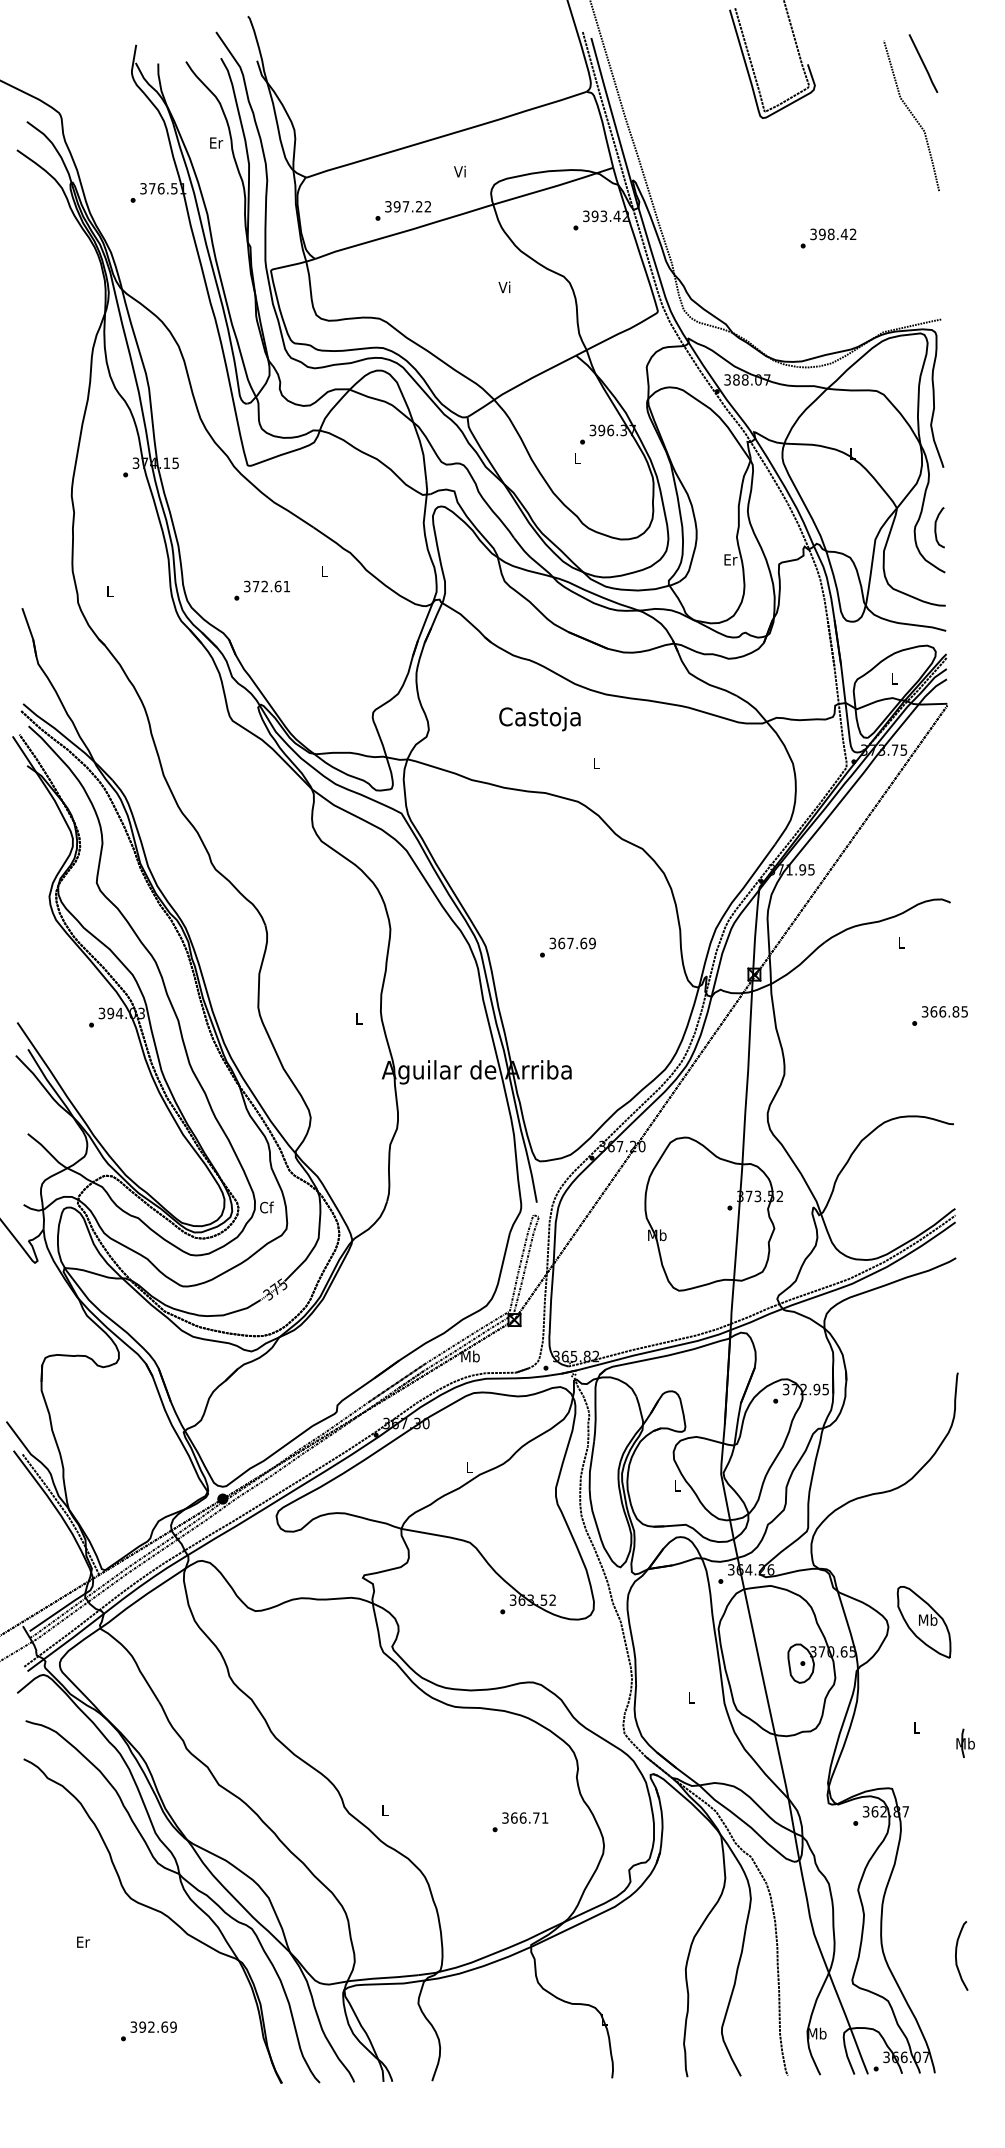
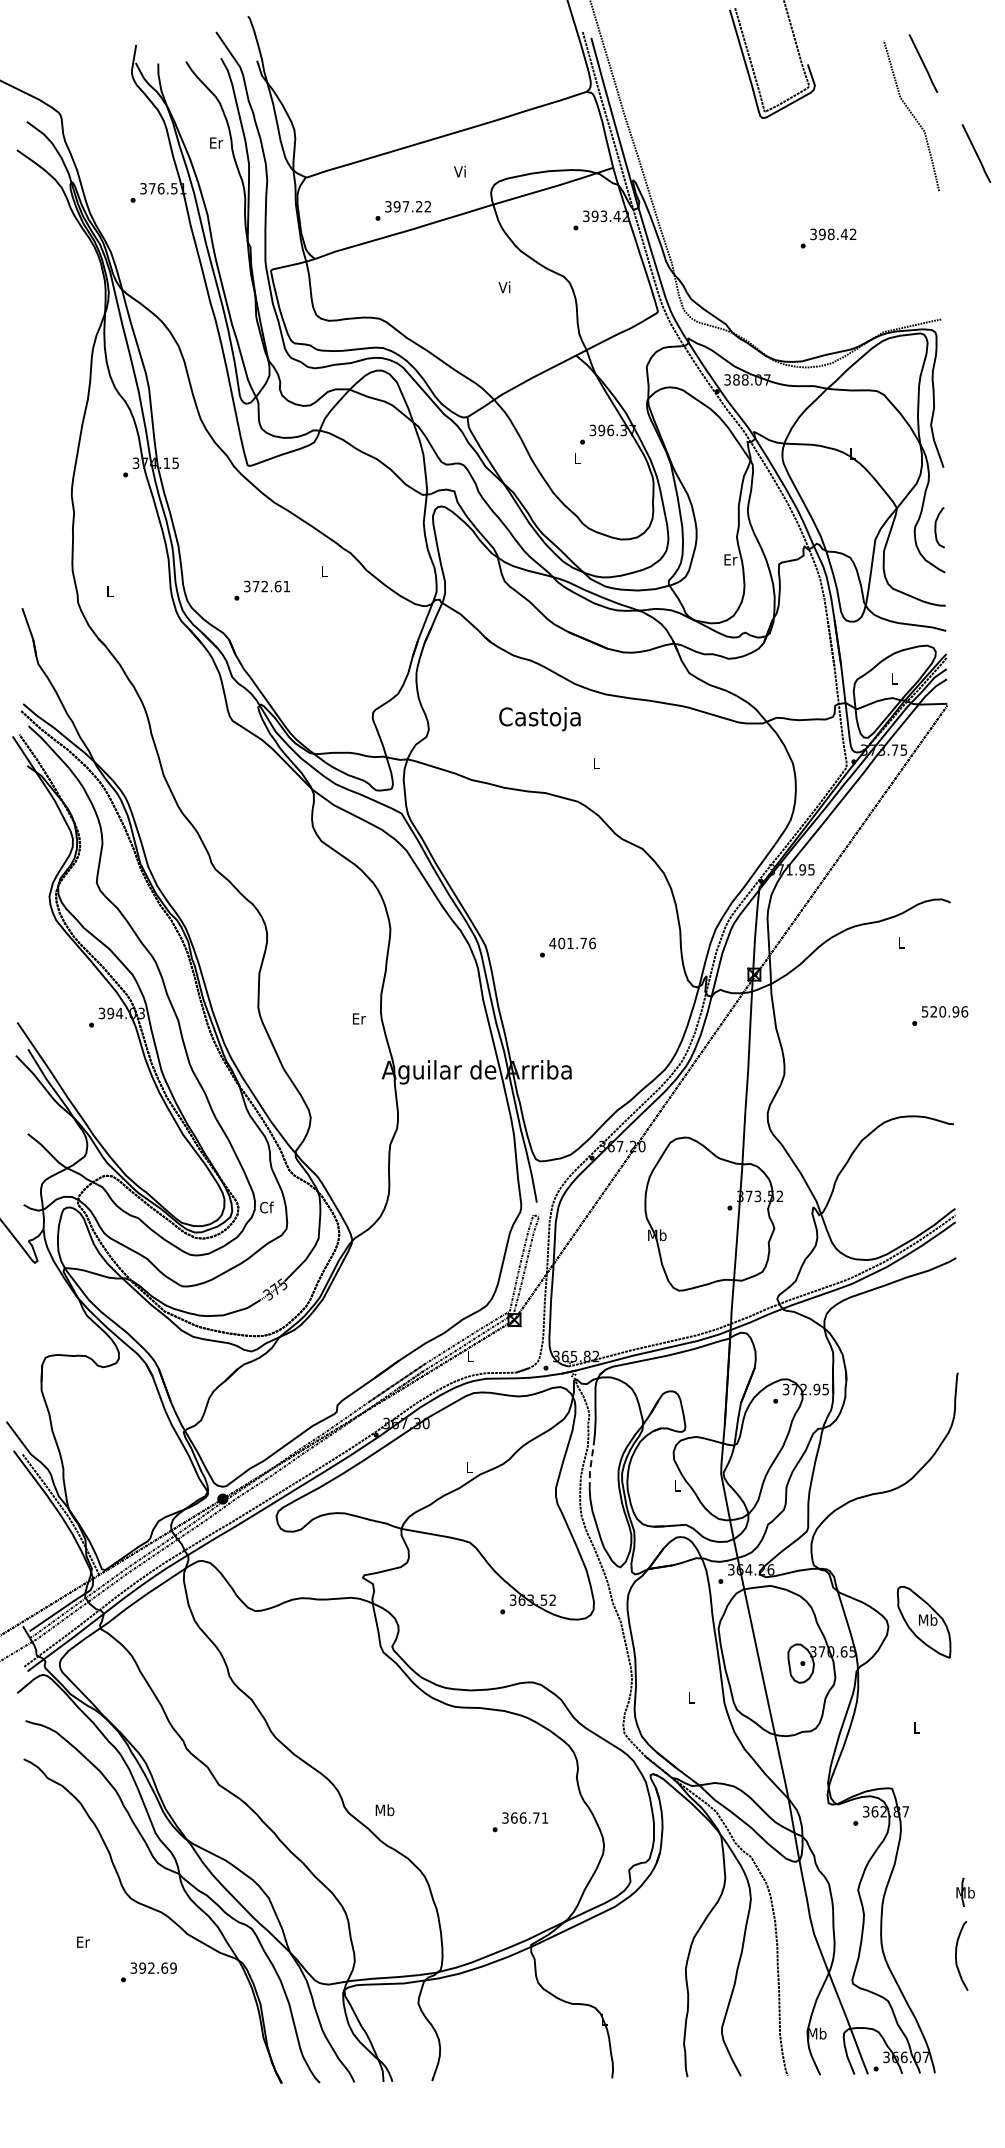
line: none -> present (976, 153)
text: 367.69 -> 401.76 (572, 943)
text: 366.85 -> 520.96 (945, 1011)
text: L -> Er (358, 1018)
text: Mb -> L (470, 1356)
line: solid -> dashed (590, 1466)
part position: (965, 1742) -> (965, 1891) (965, 1891)
text: L -> Mb (384, 1810)
text position: (148, 2031) -> (148, 1972) (148, 1972)
